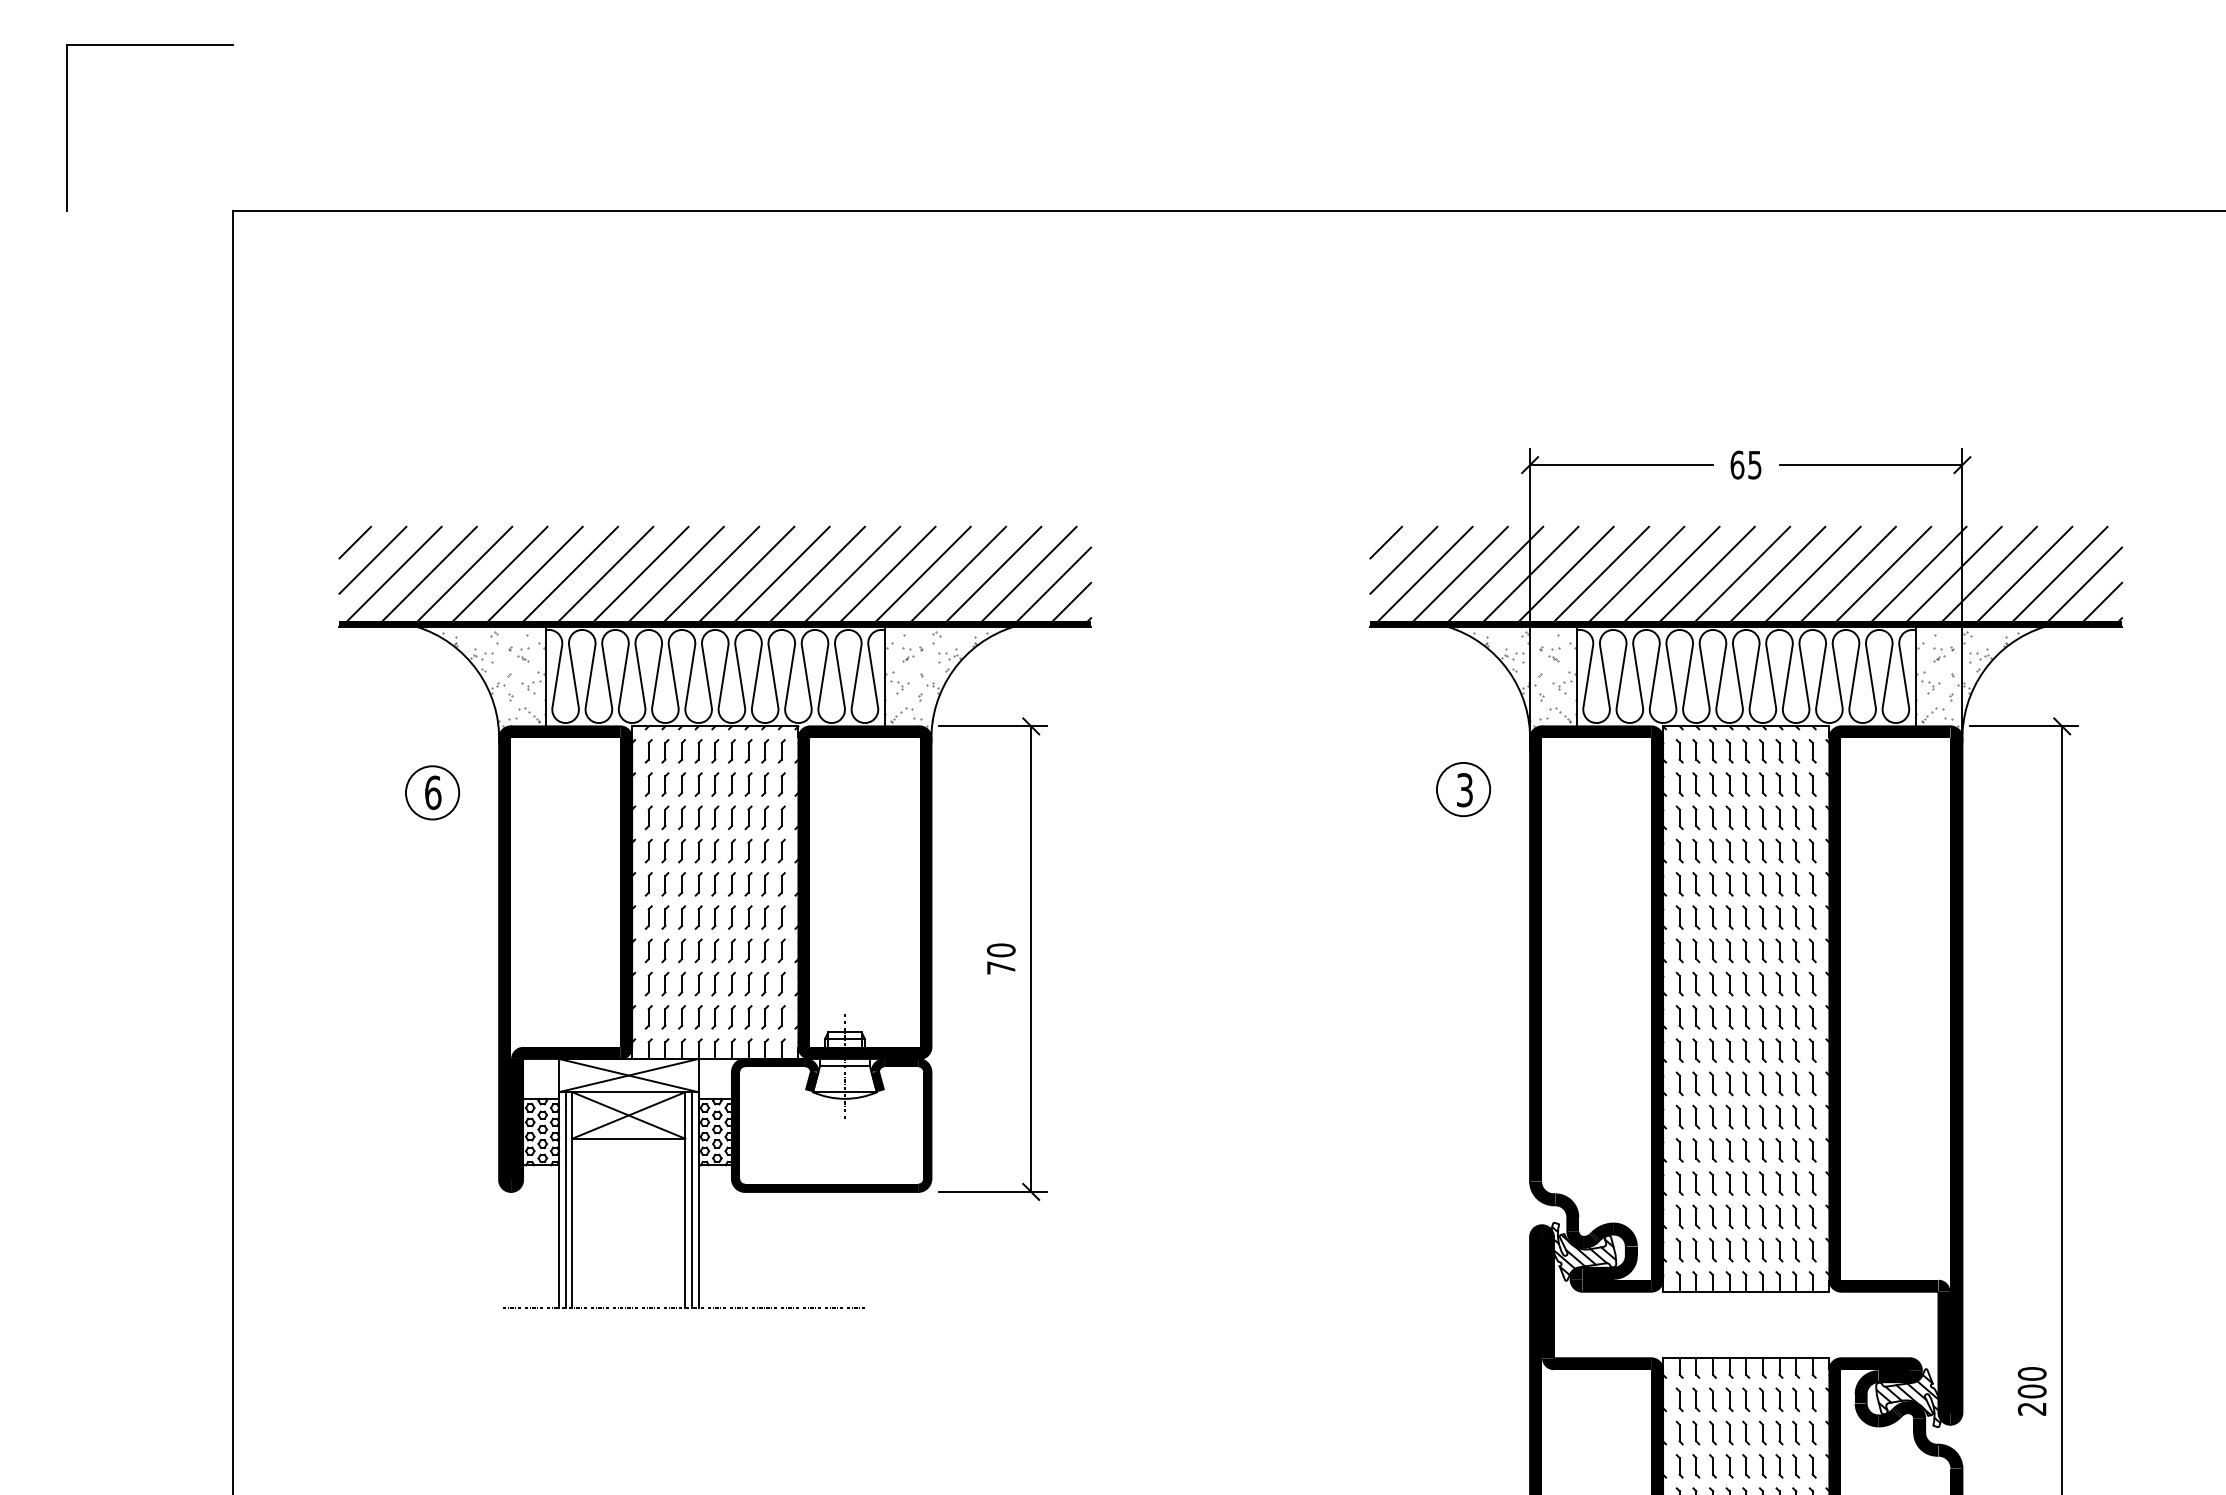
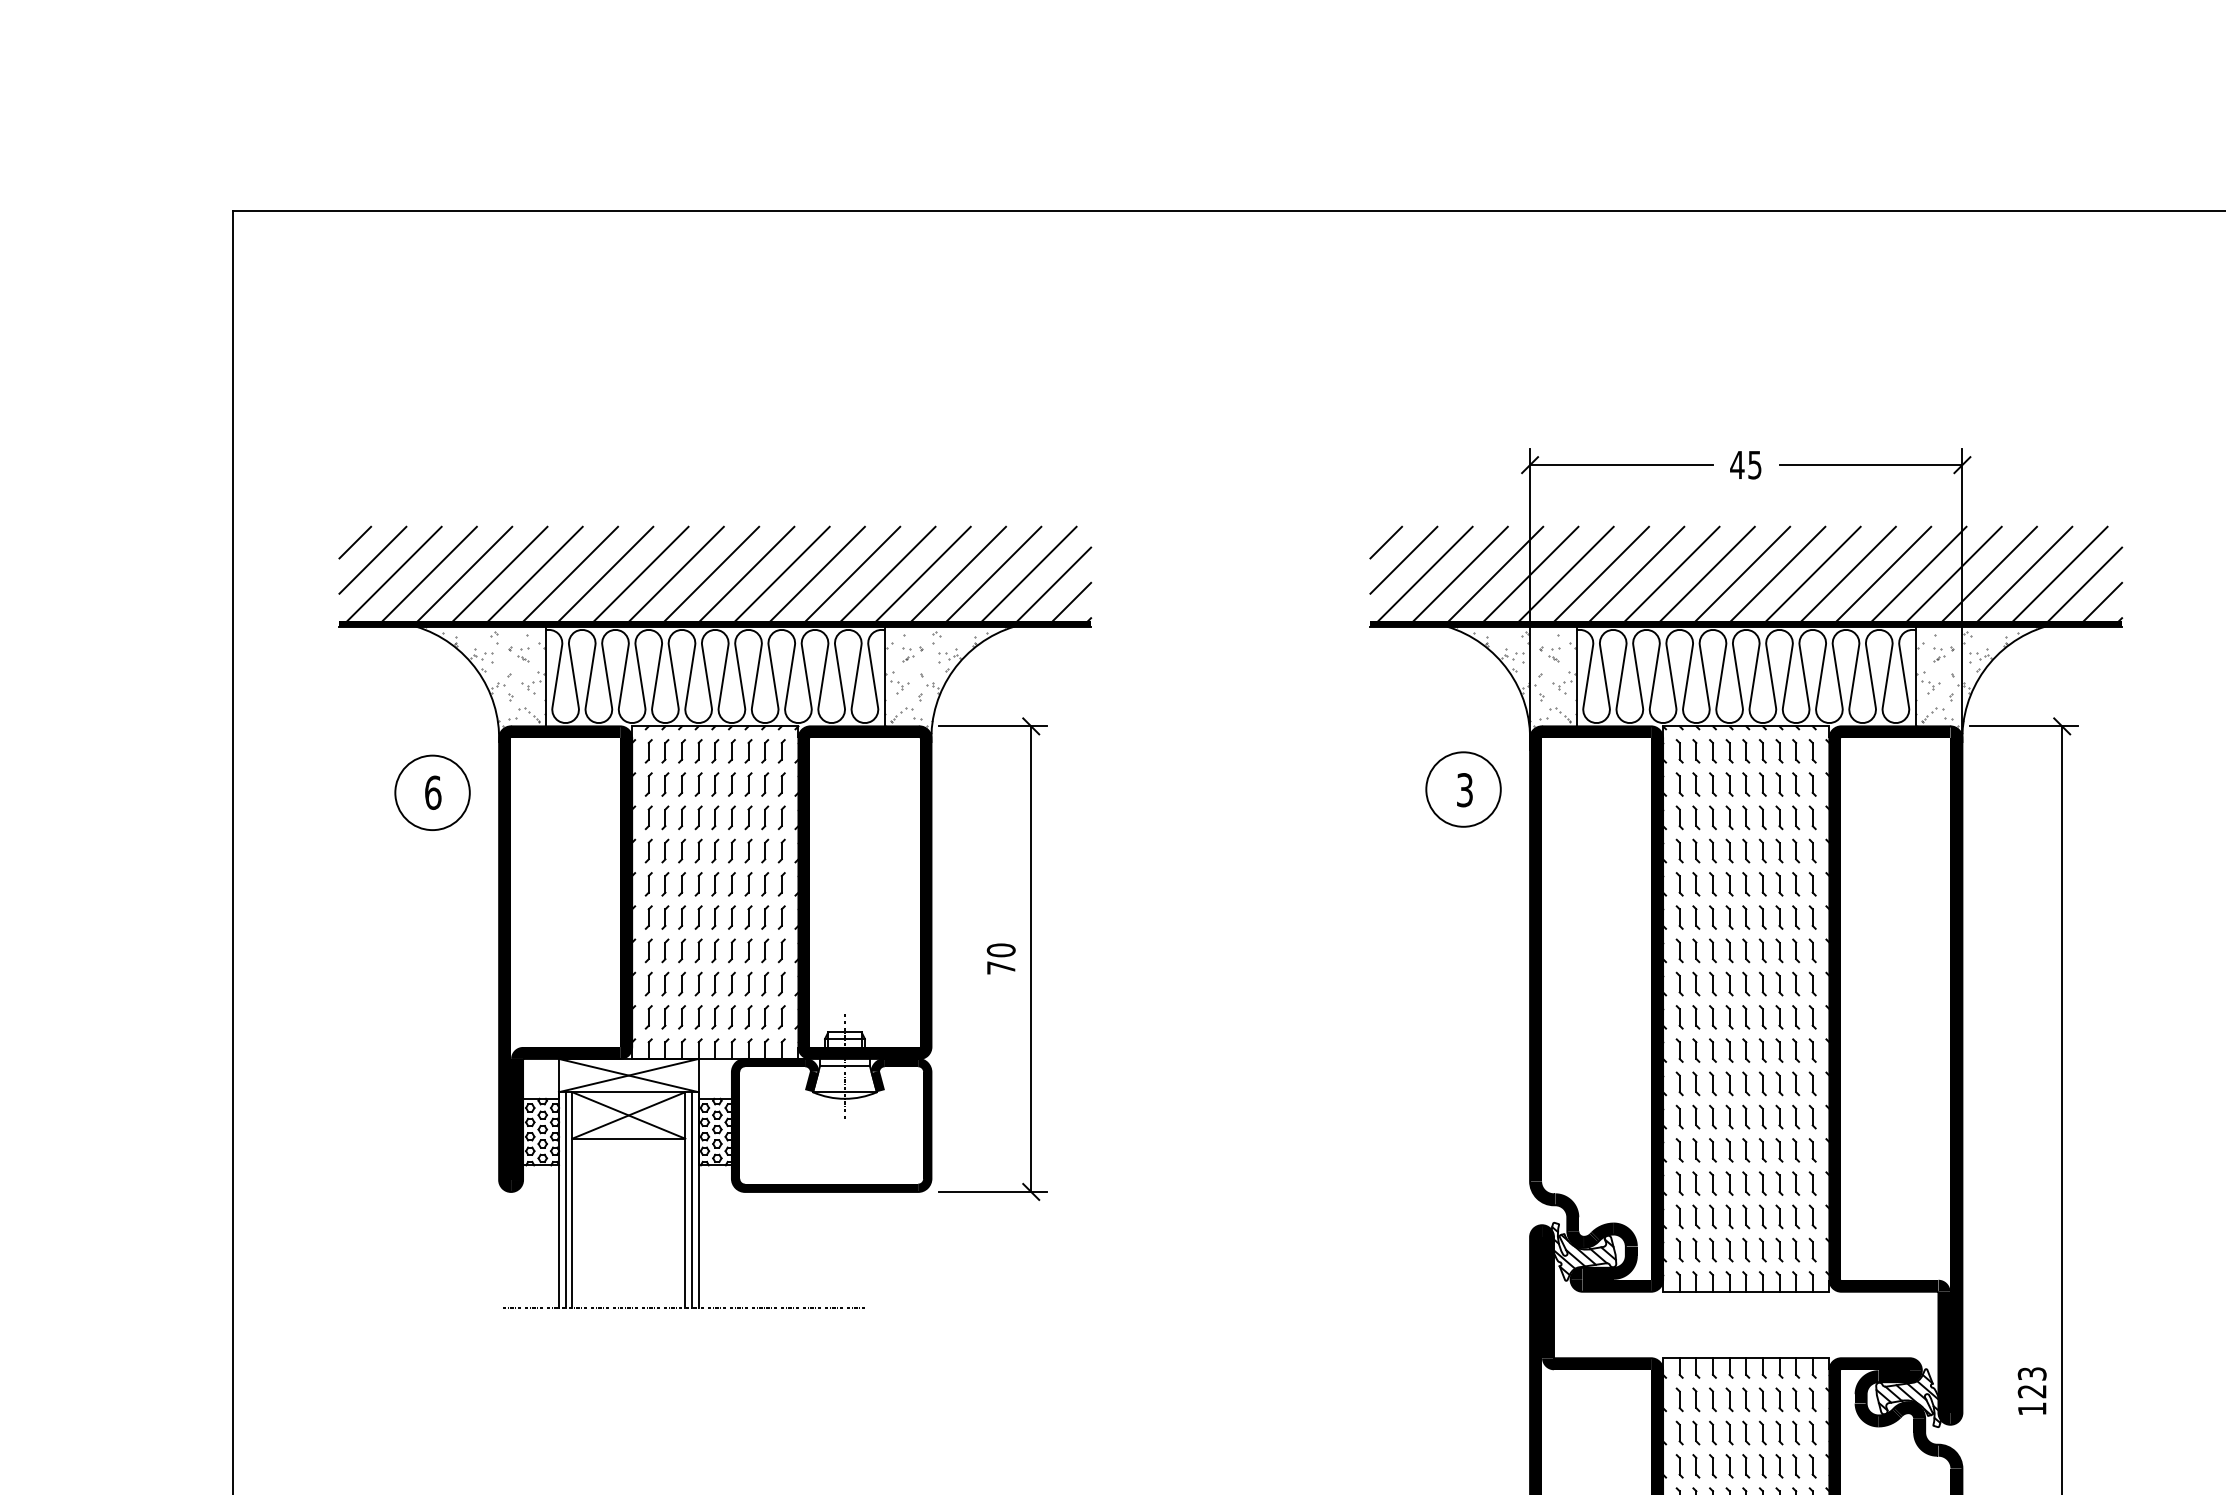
part: present -> none (149, 45)
text: 65 -> 45 (1737, 464)
circle diameter: 53 px -> 74 px (1463, 789)
circle diameter: 53 px -> 74 px (432, 792)
text: 200 -> 123 (2031, 1391)
